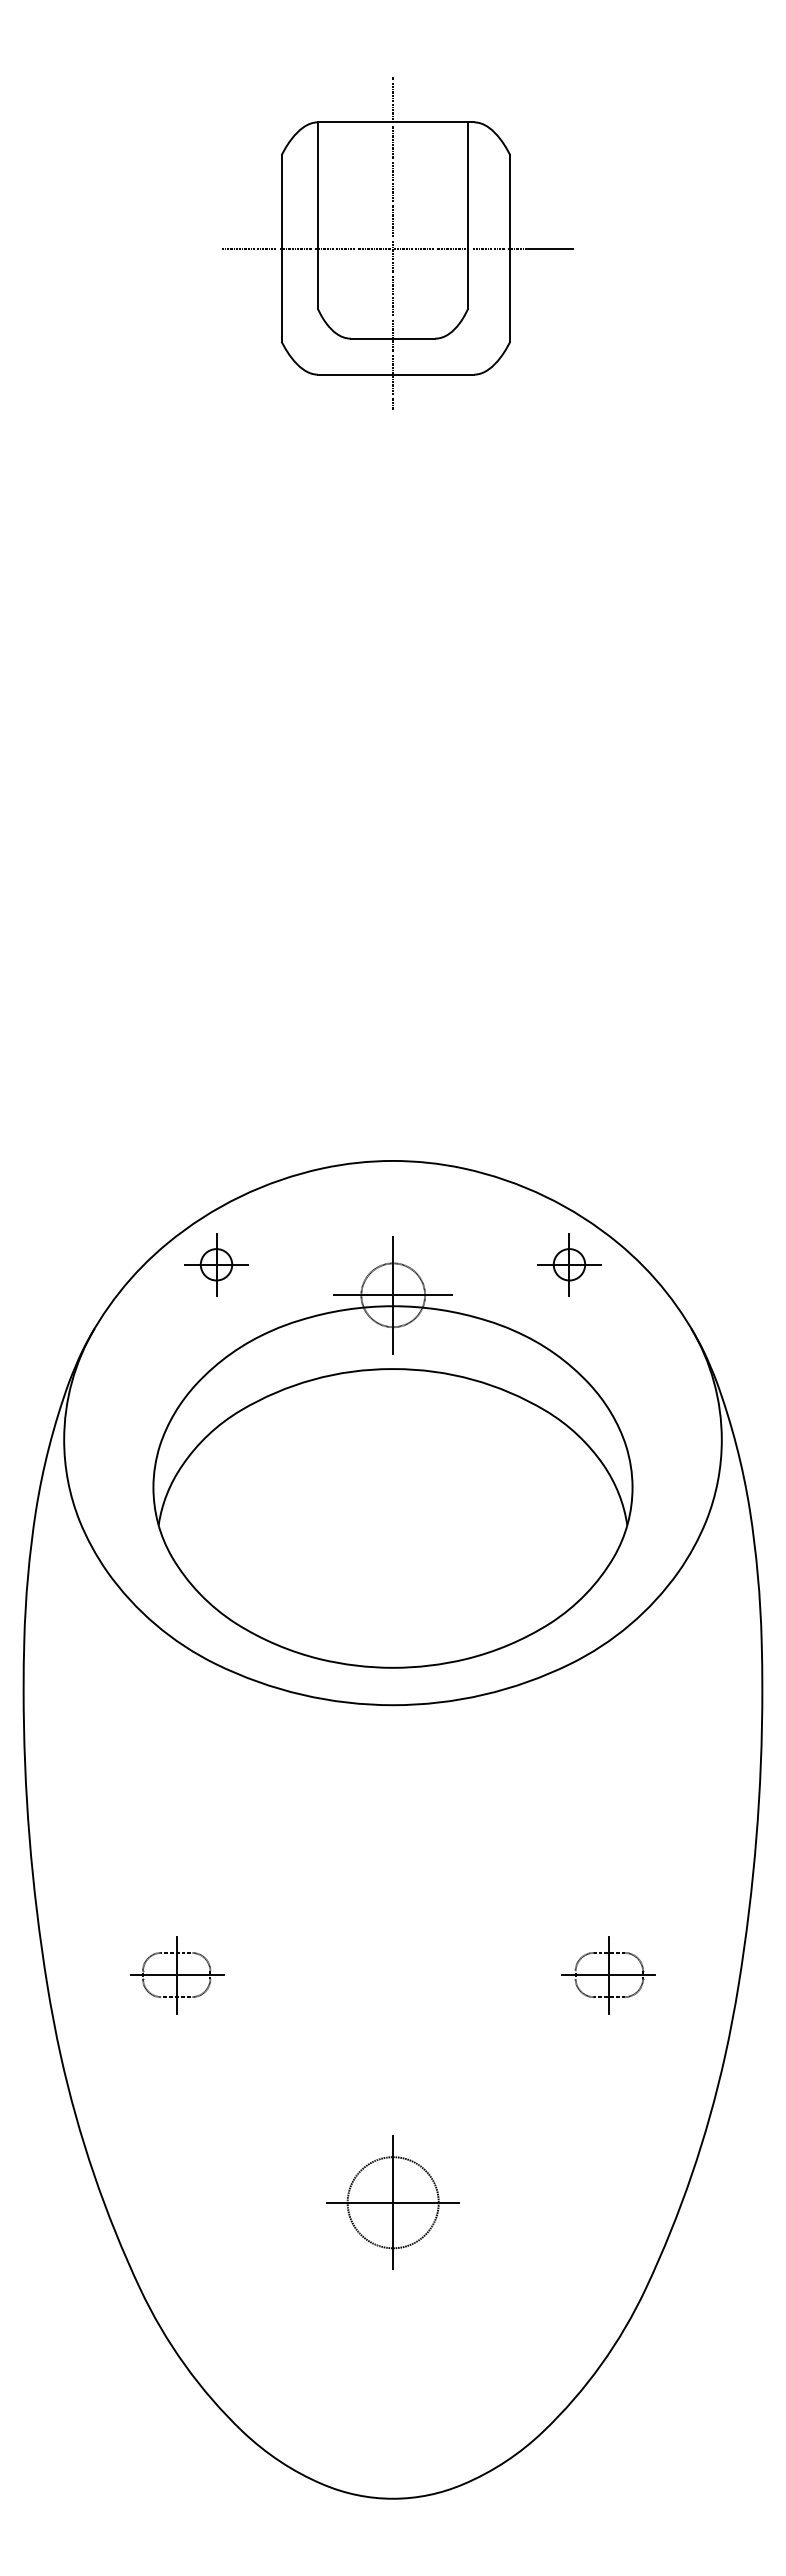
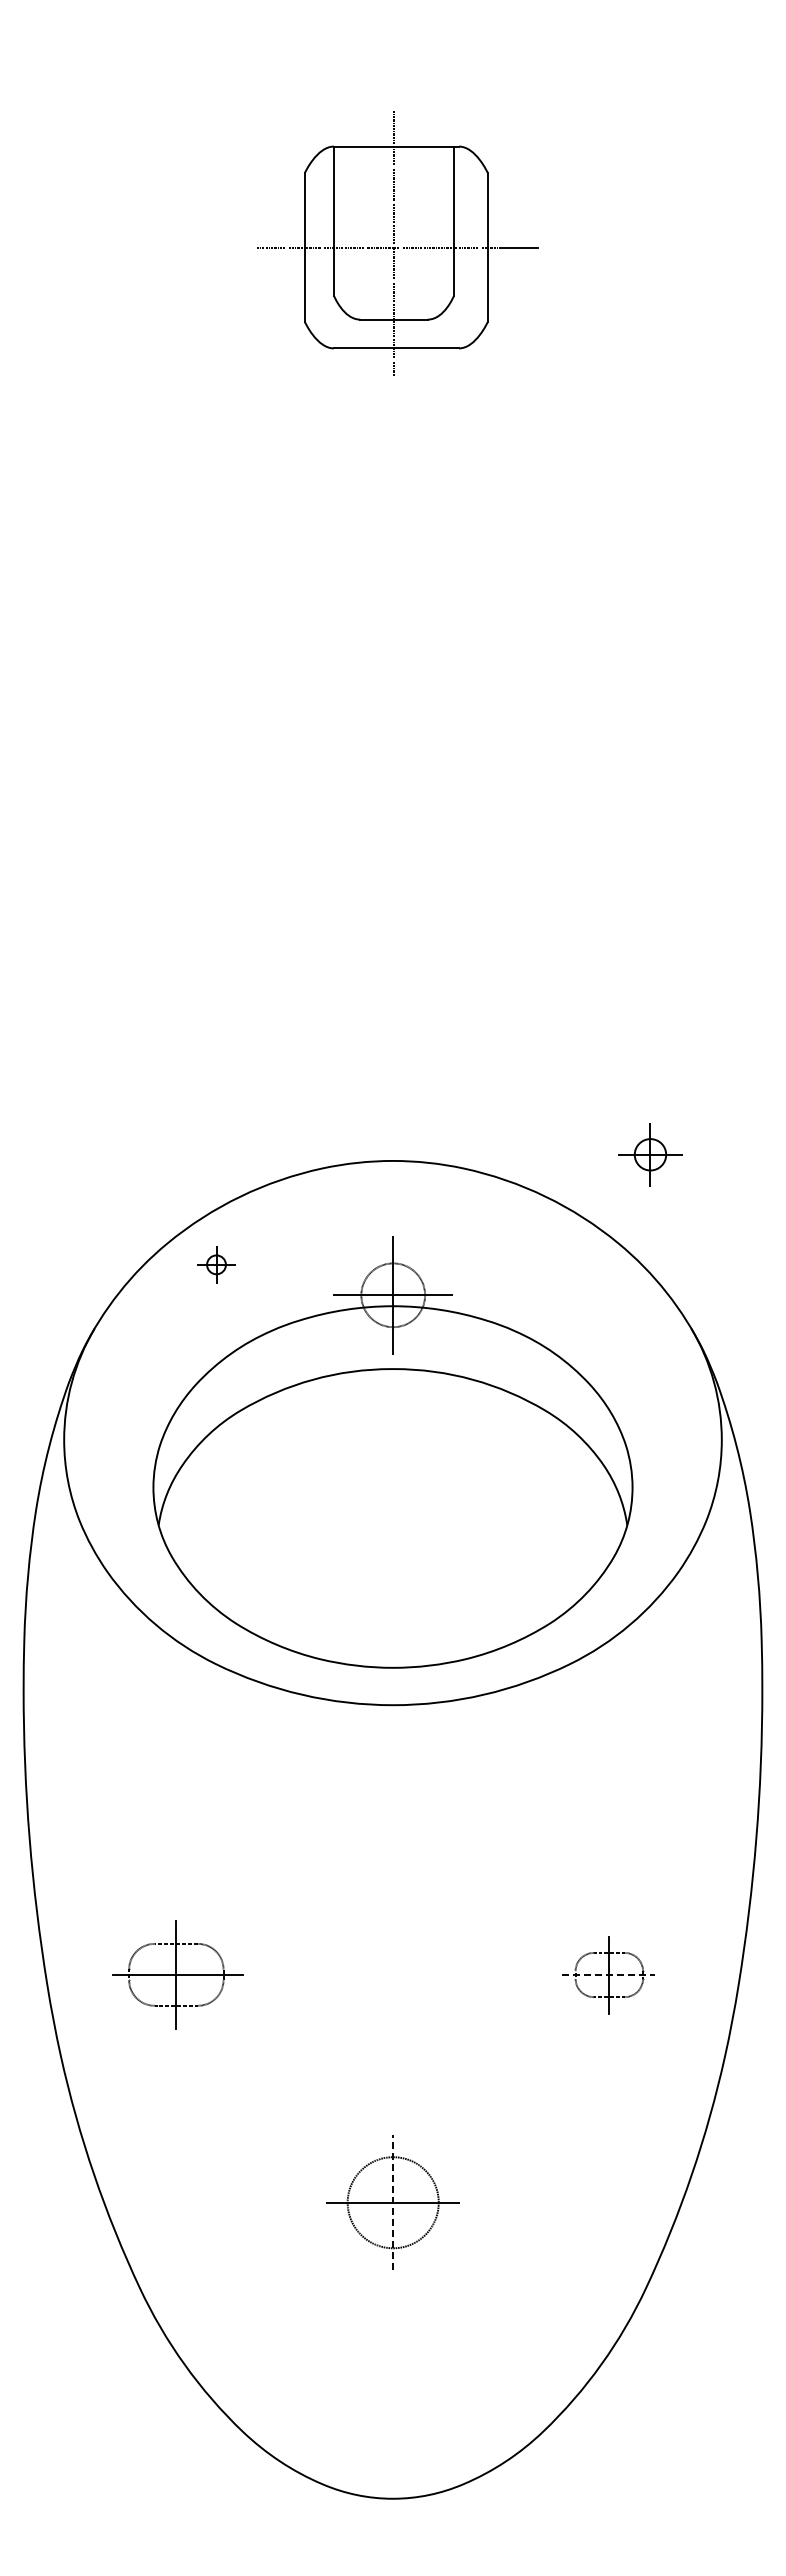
part size: 352x333 px -> 282x265 px (397, 243)
part size: 65x64 px -> 39x38 px (216, 1264)
part position: (569, 1264) -> (650, 1154) (650, 1154)
part size: 95x79 px -> 132x110 px (177, 1974)
line: solid -> dashed (608, 1975)
line: solid -> dashed (393, 2202)
